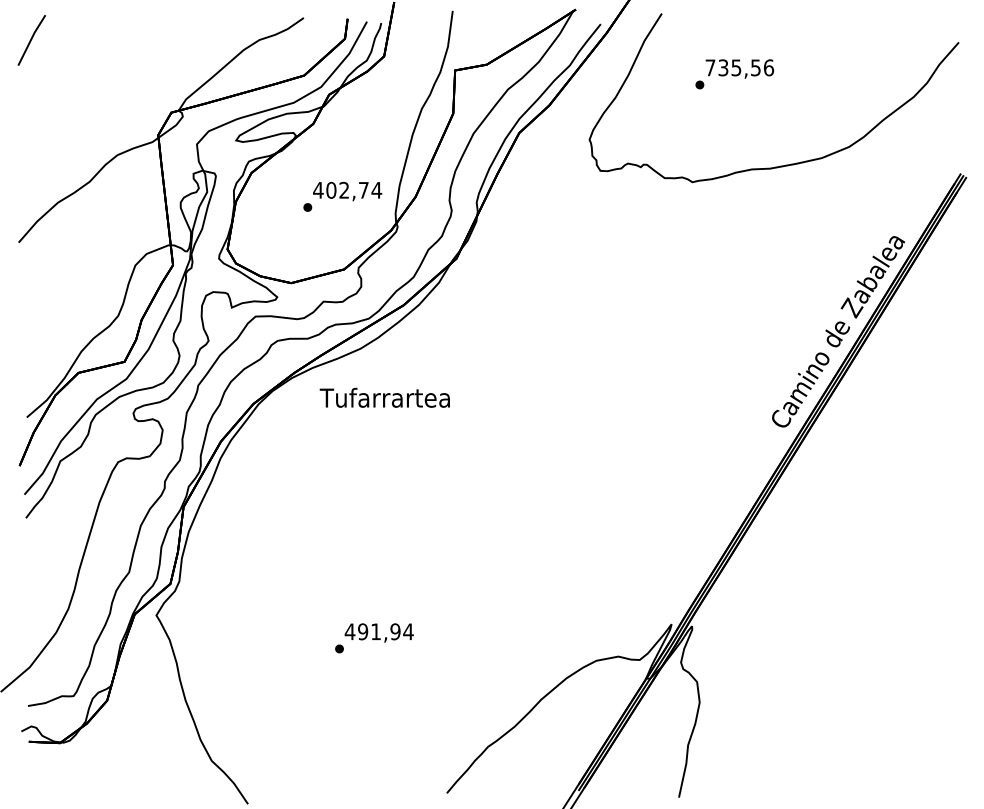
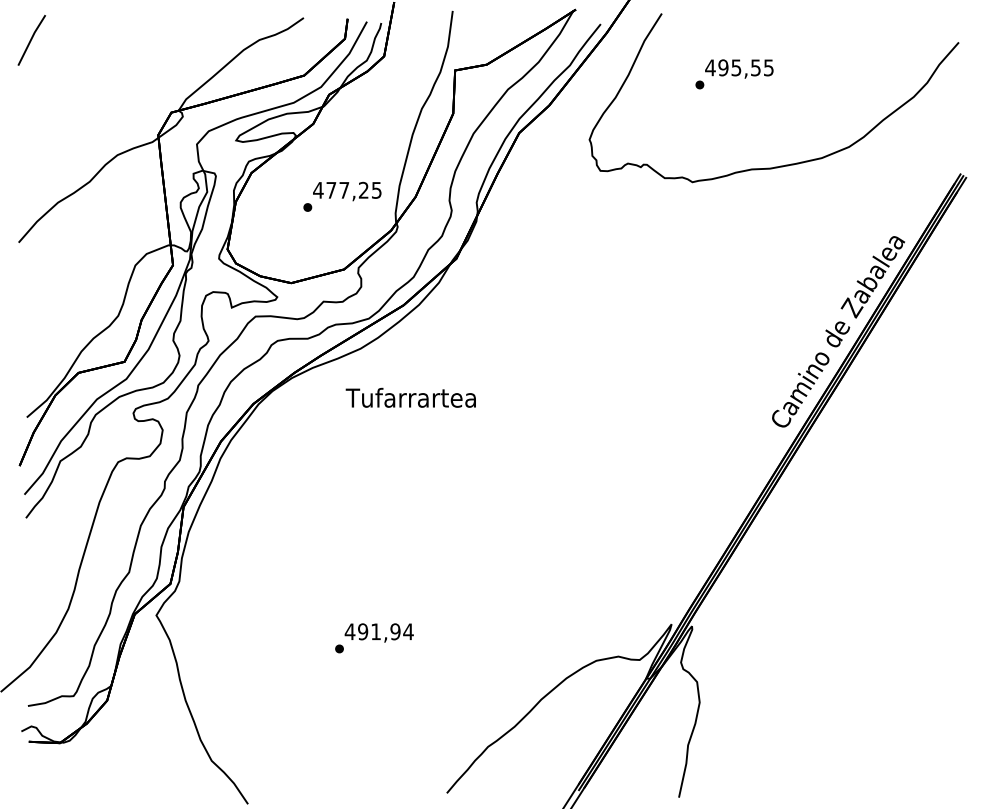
text: 735,56 -> 495,55 (739, 67)
text: 402,74 -> 477,25 (354, 189)
text position: (384, 397) -> (410, 397) (410, 397)
